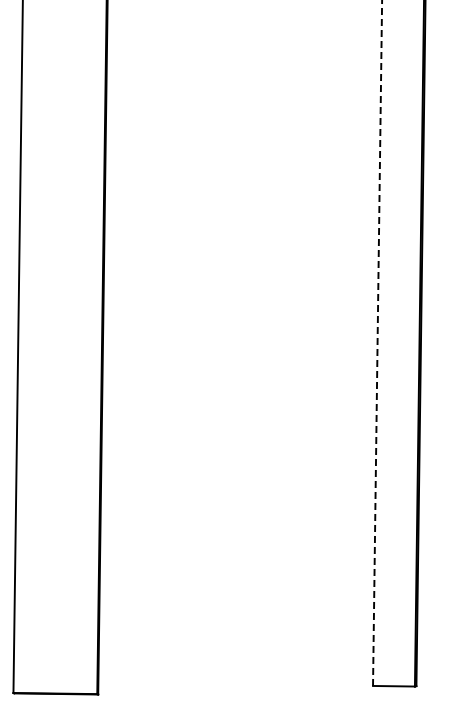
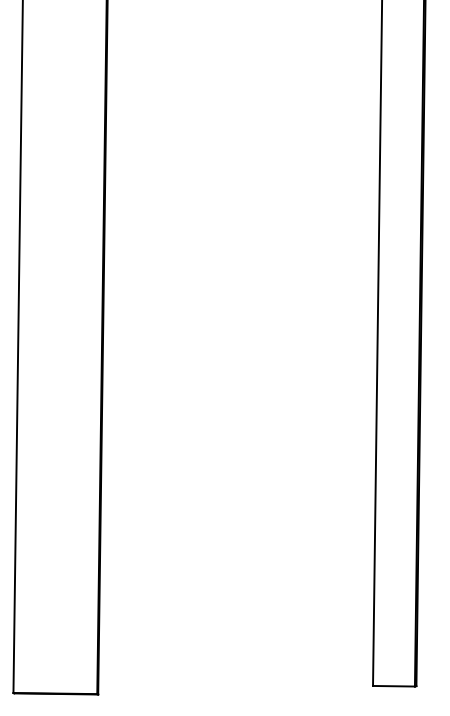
line: dashed -> solid (377, 343)
